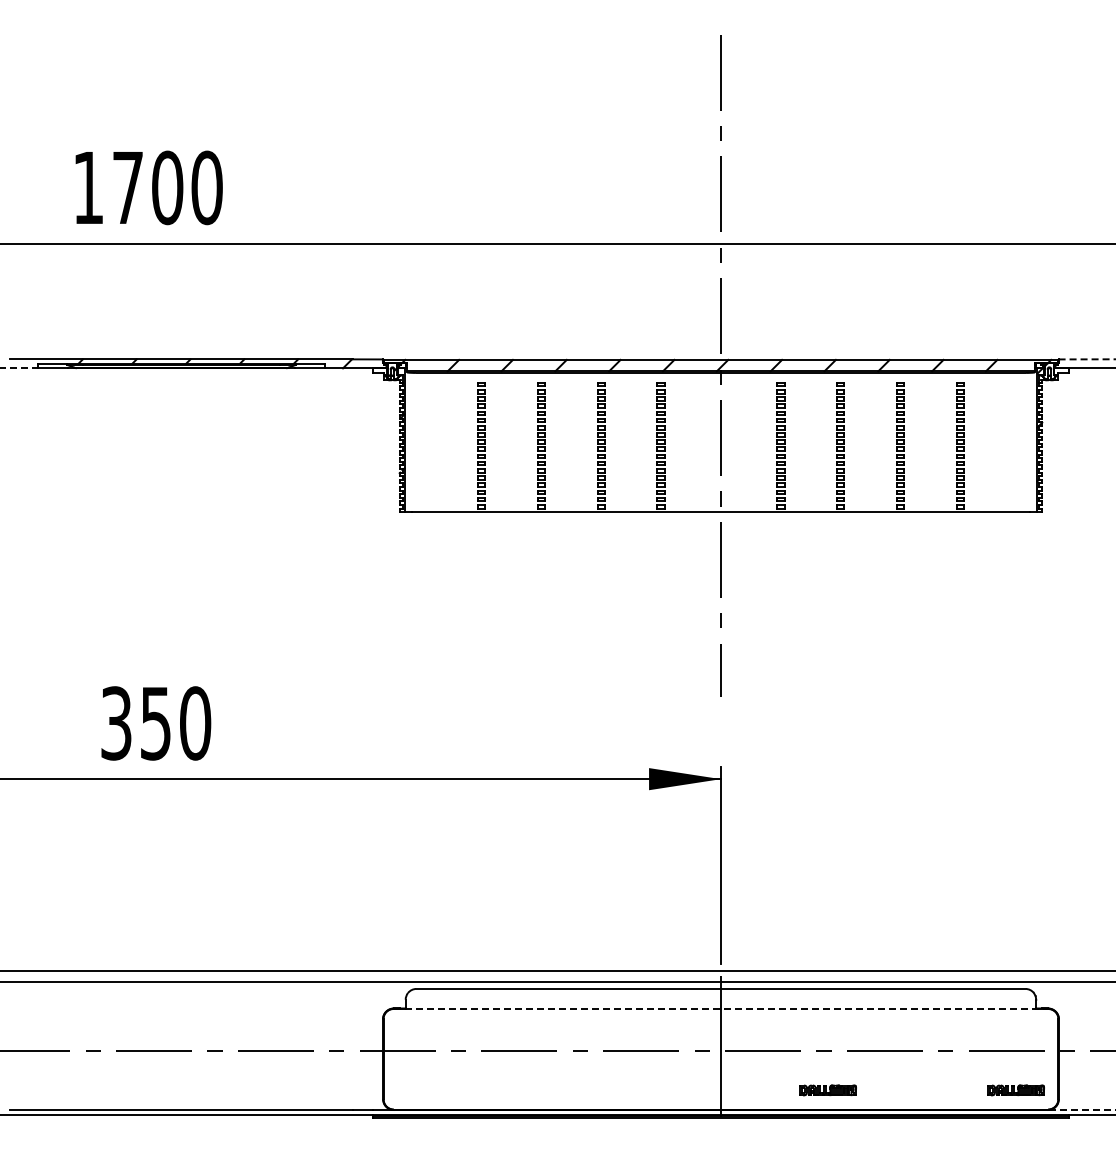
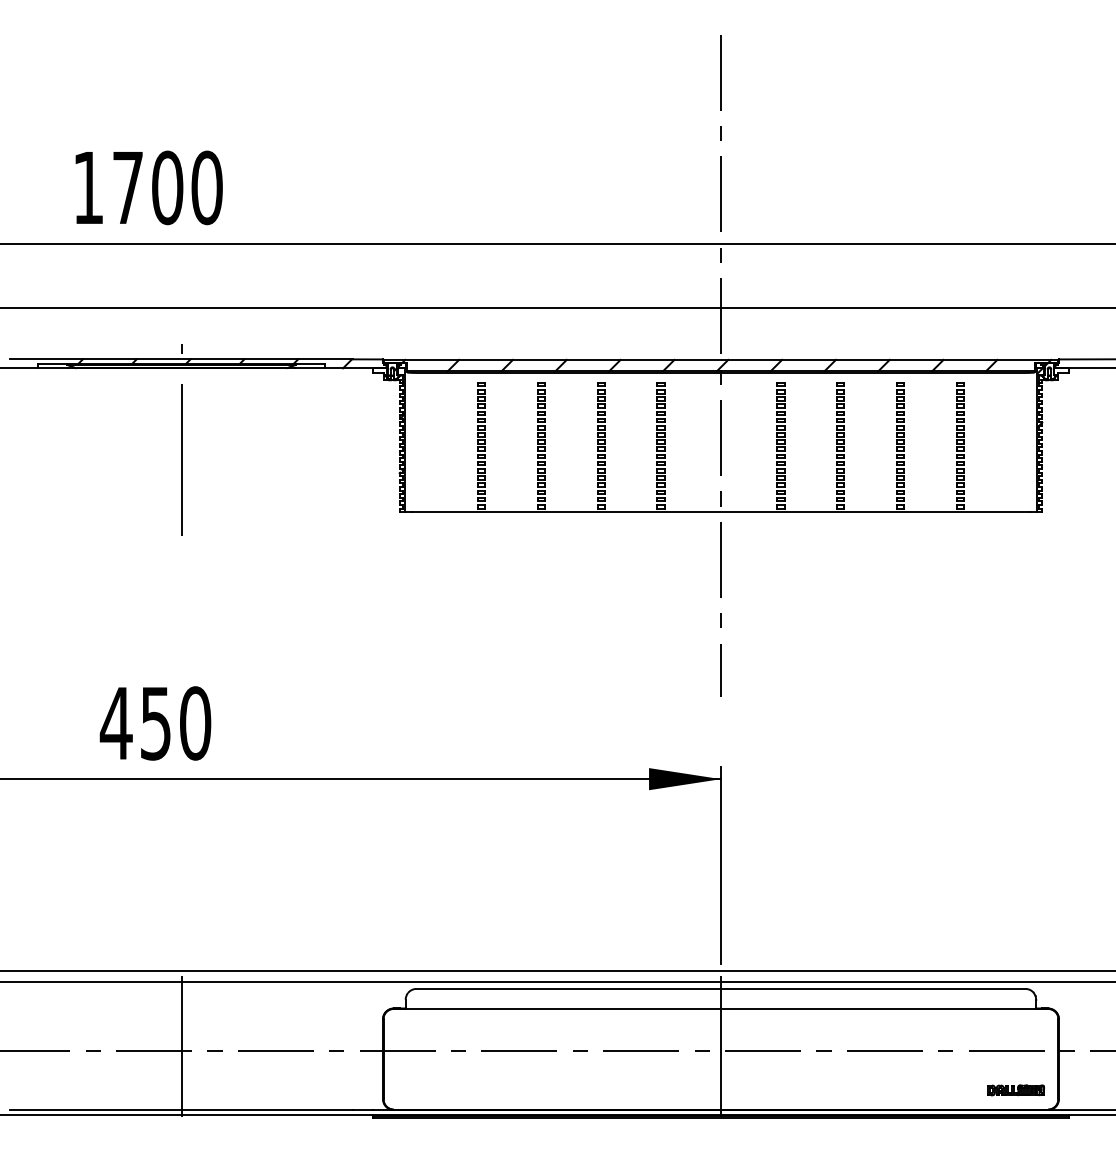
line: none -> present (557, 308)
line: dashed -> solid (1086, 359)
line: dashed -> solid (18, 368)
line: none -> present (181, 440)
text: 350 -> 450 (115, 723)
line: dashed -> solid (721, 1008)
line: none -> present (181, 1046)
part: present -> none (827, 1090)
line: dashed -> solid (1082, 1110)
